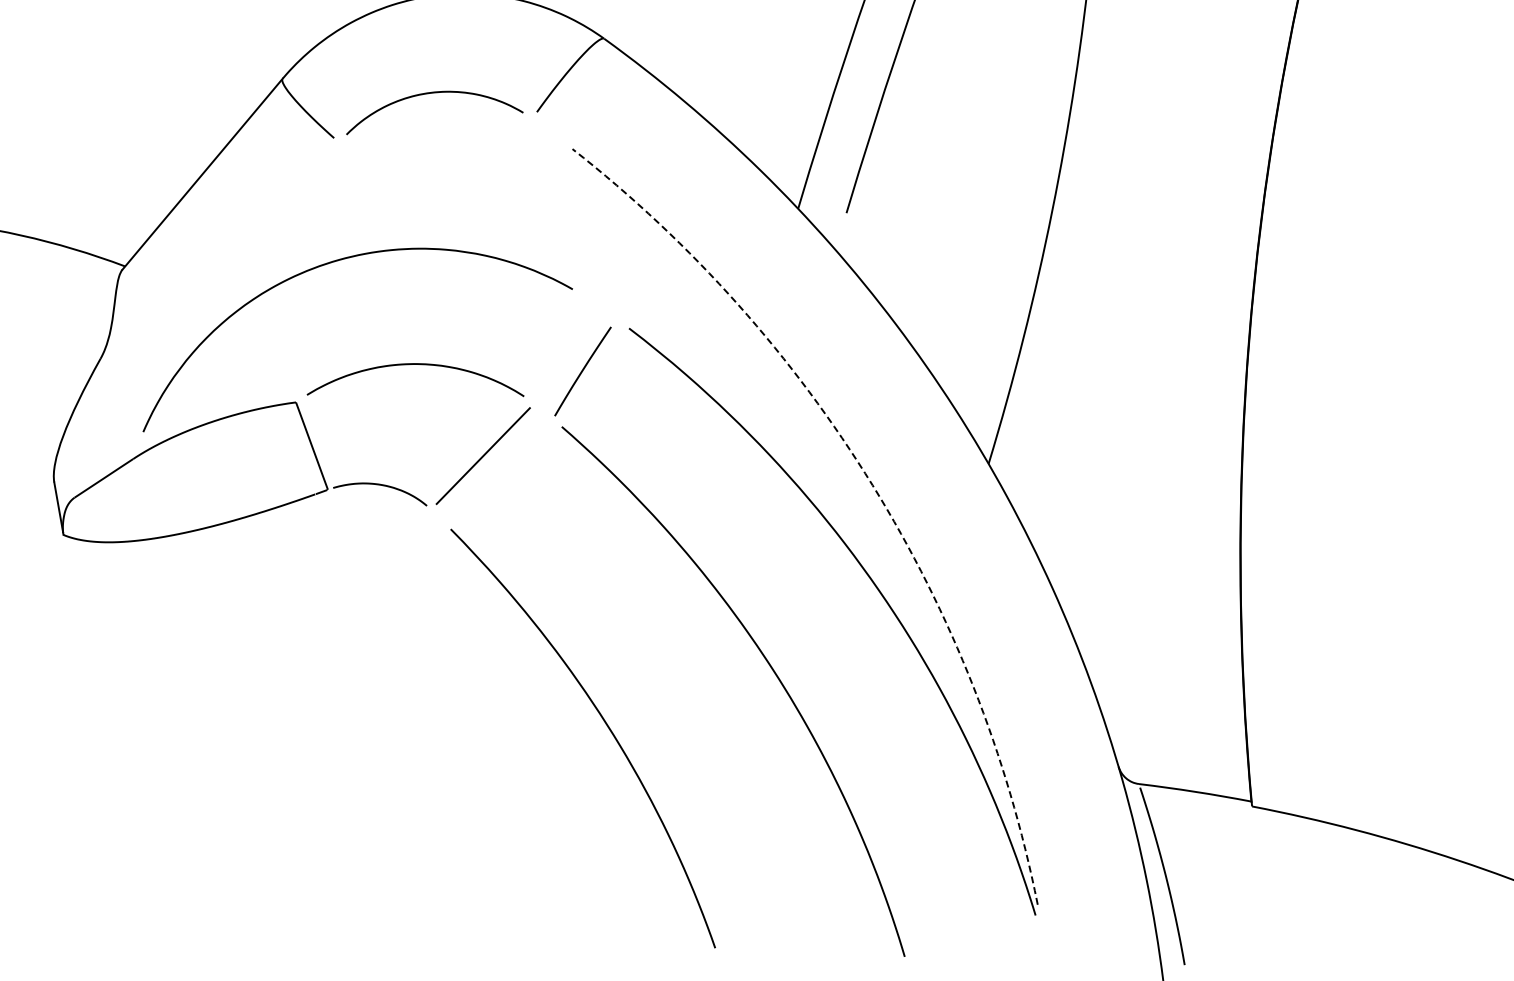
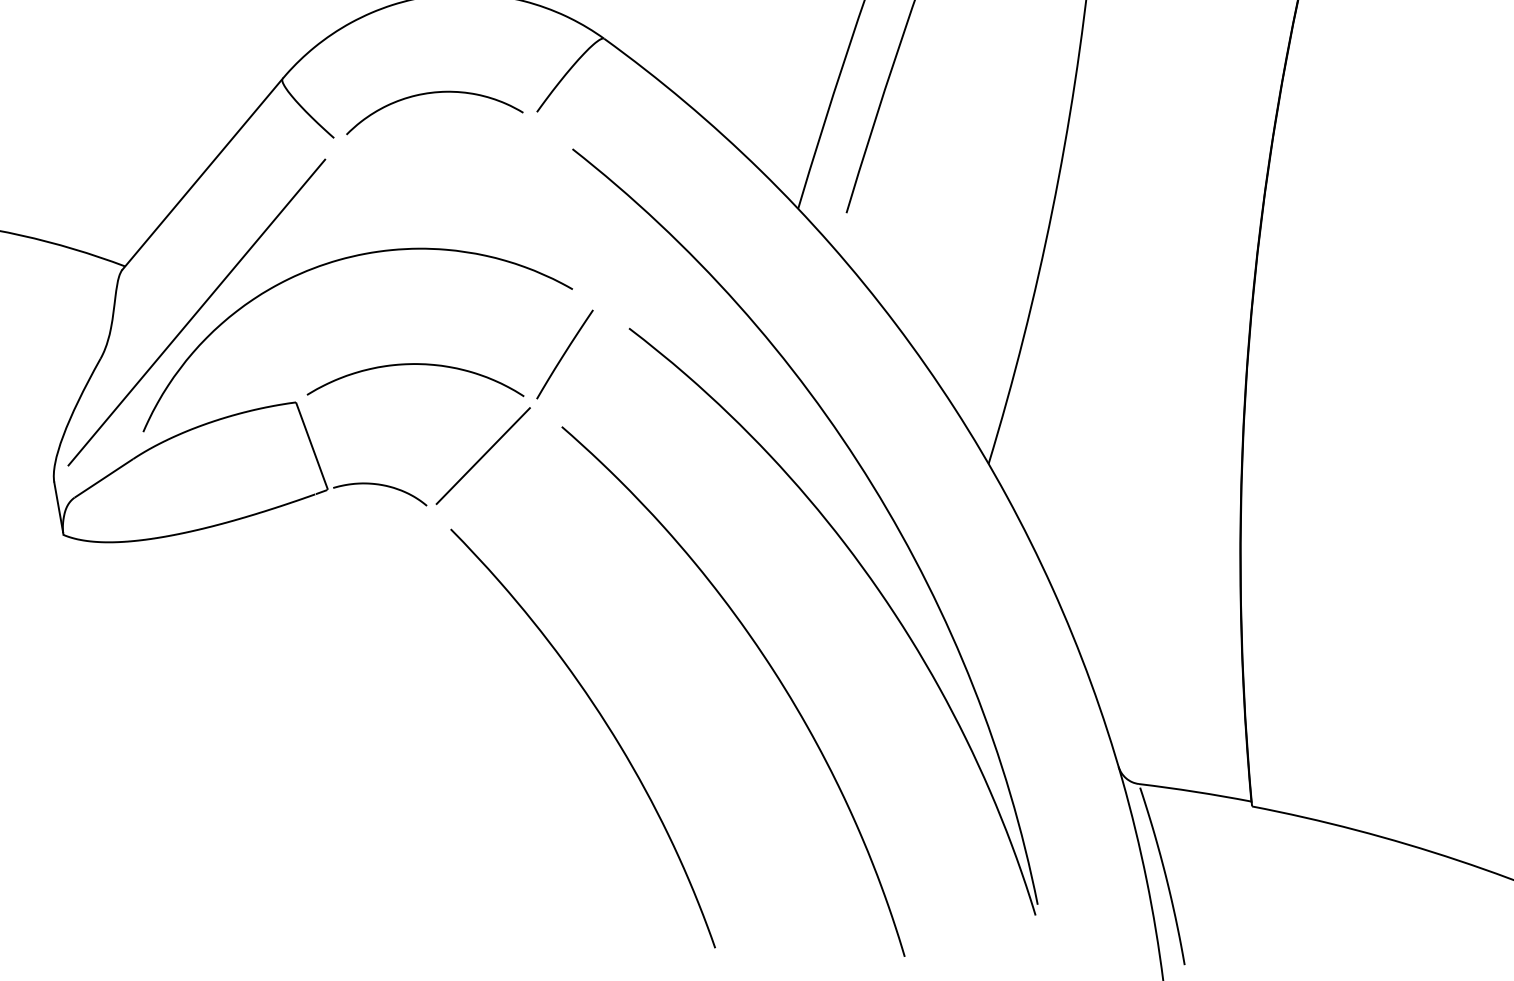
line: none -> present (196, 312)
curve position: (582, 371) -> (564, 354) (564, 354)
arc: dashed -> solid (872, 485)
